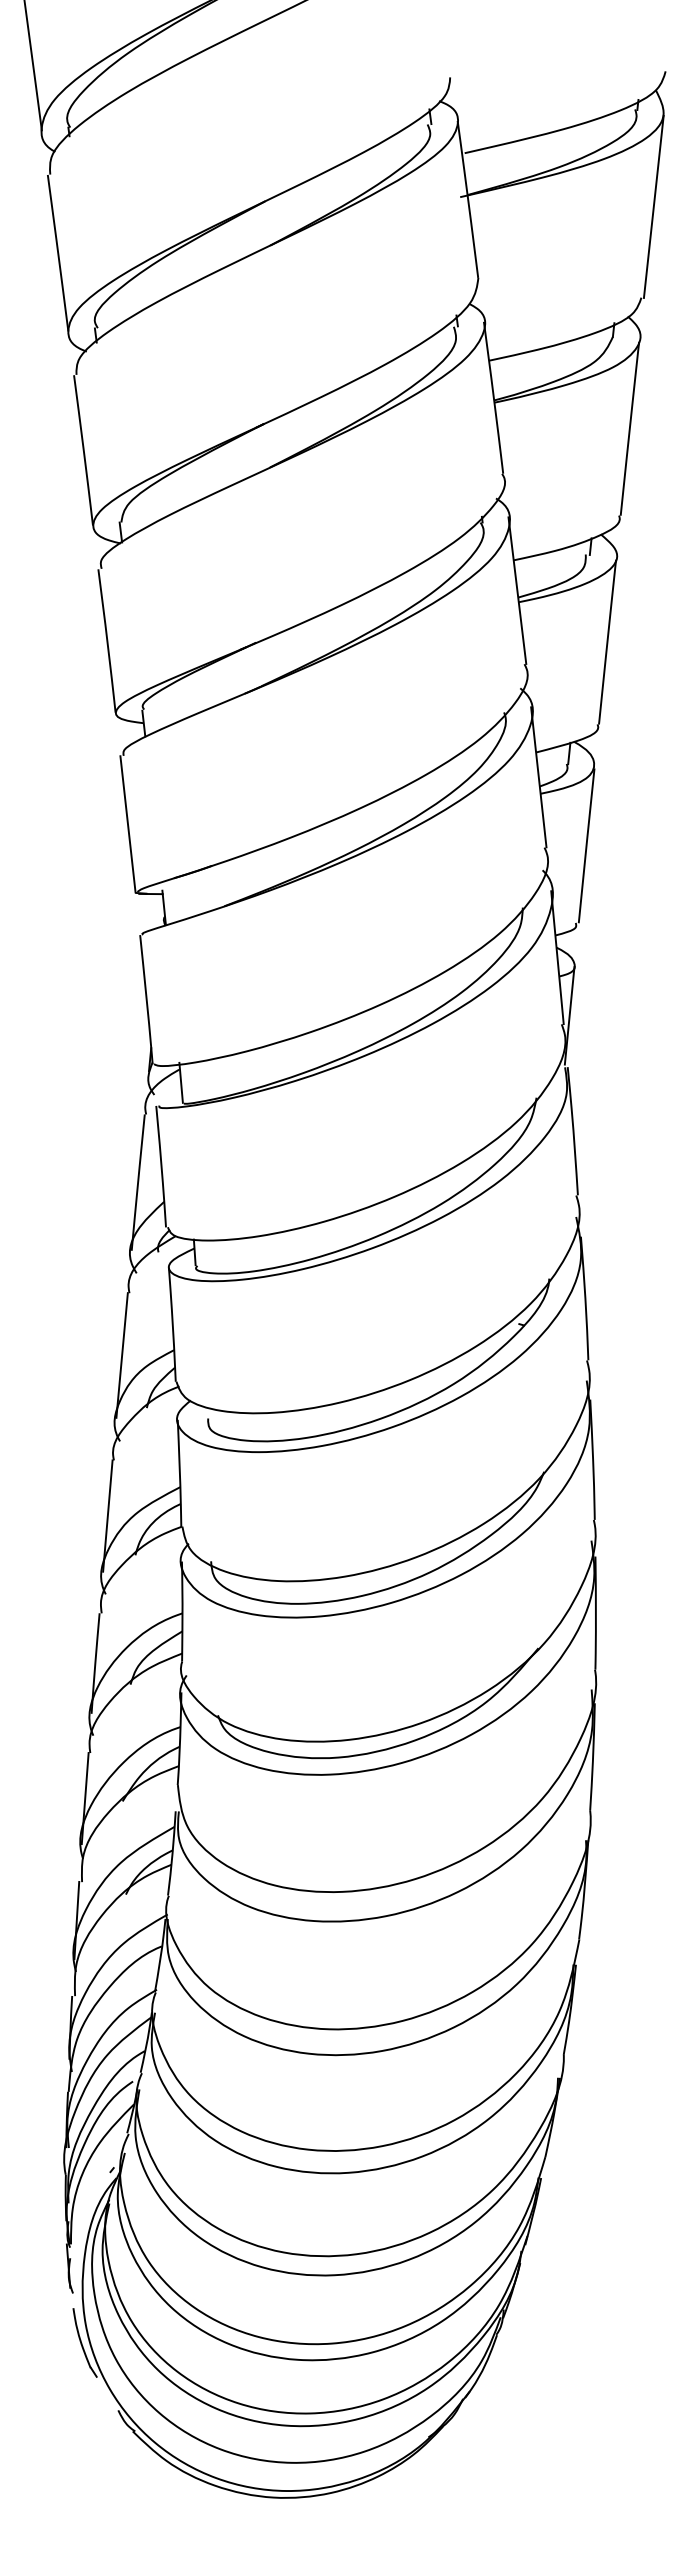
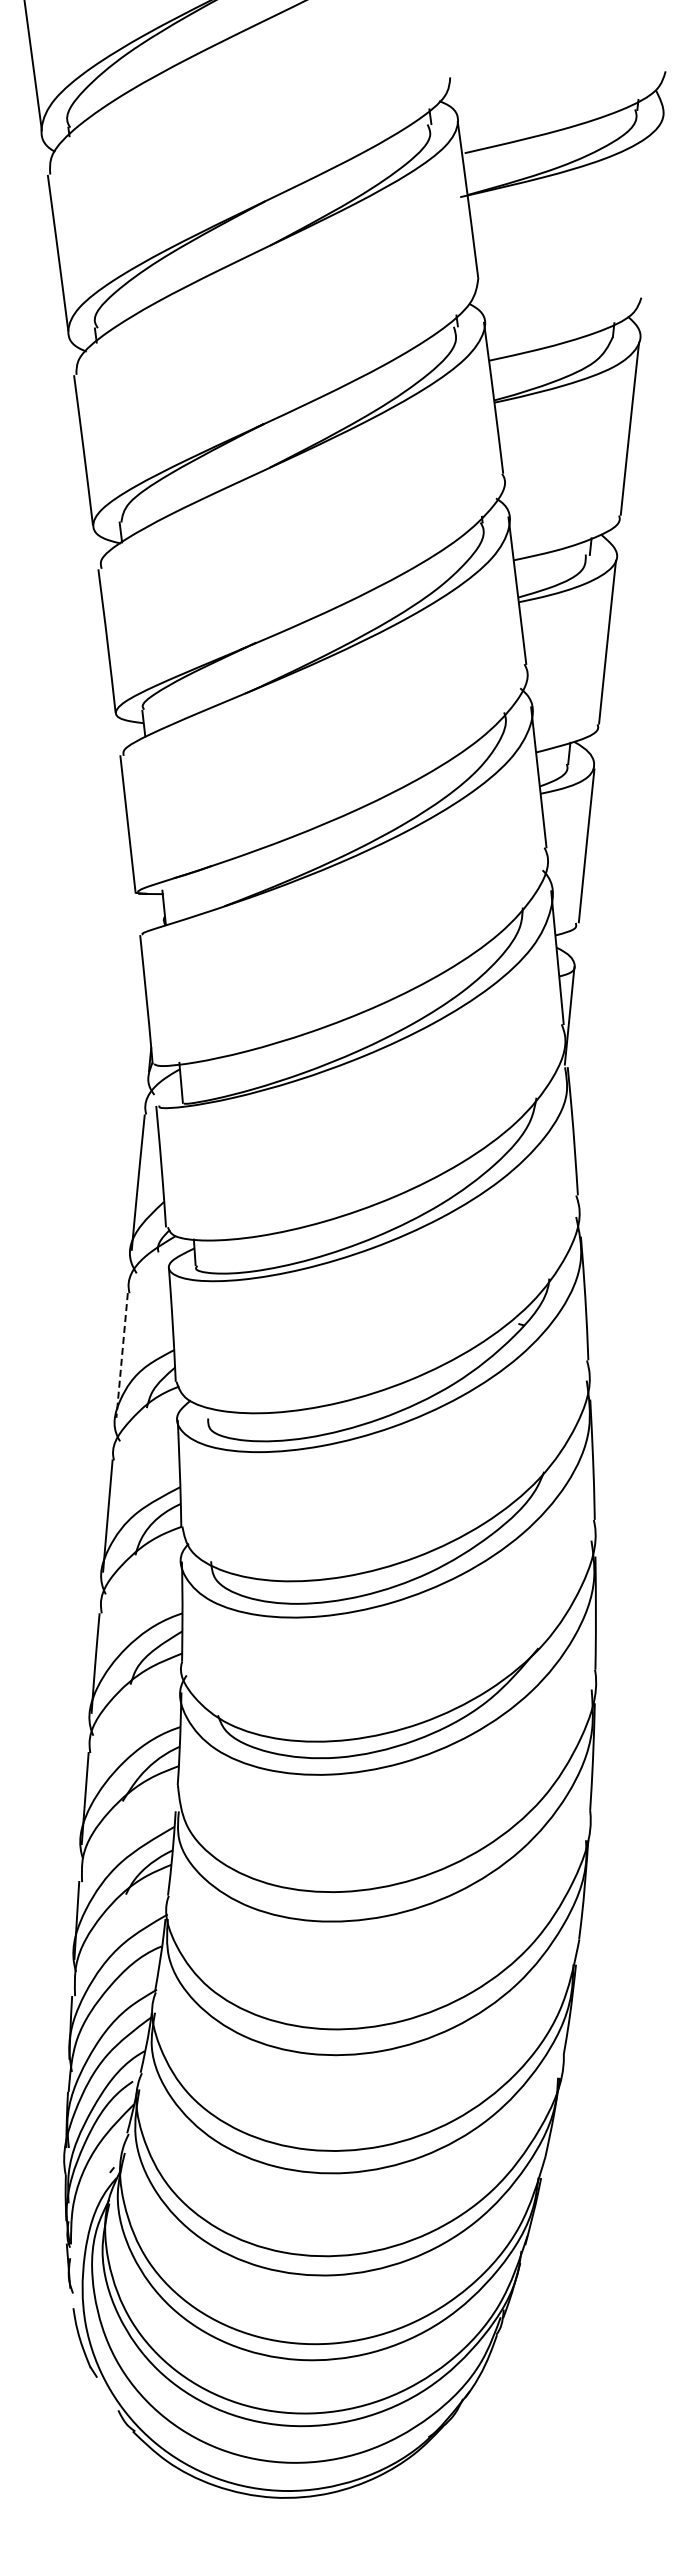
line: present -> none (653, 206)
line: solid -> dashed (122, 1355)
